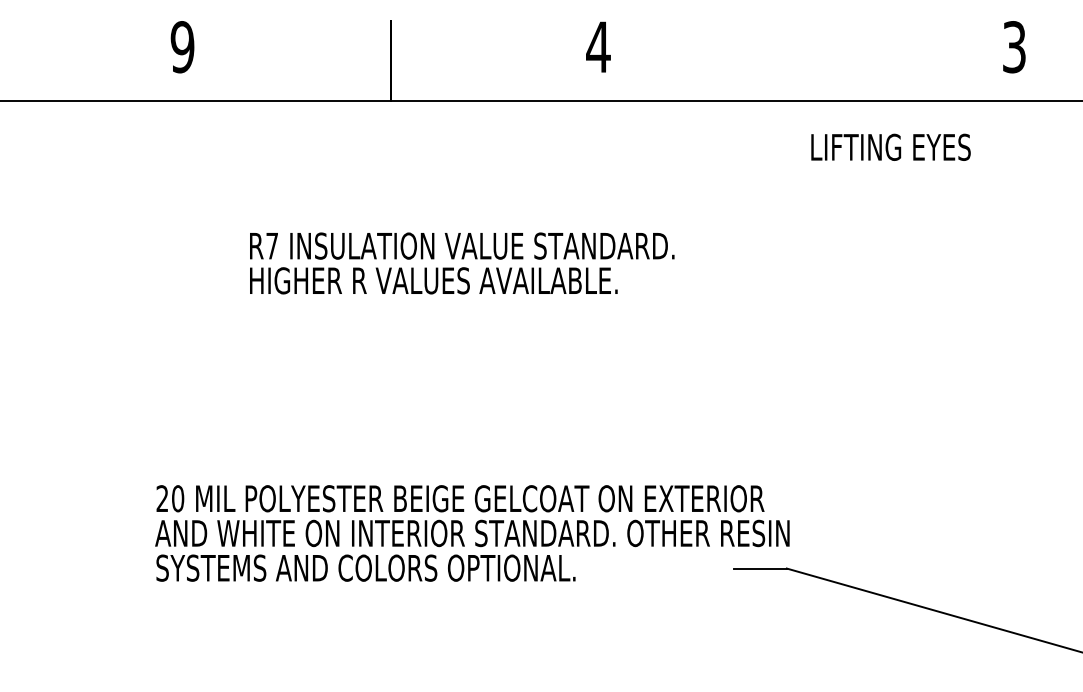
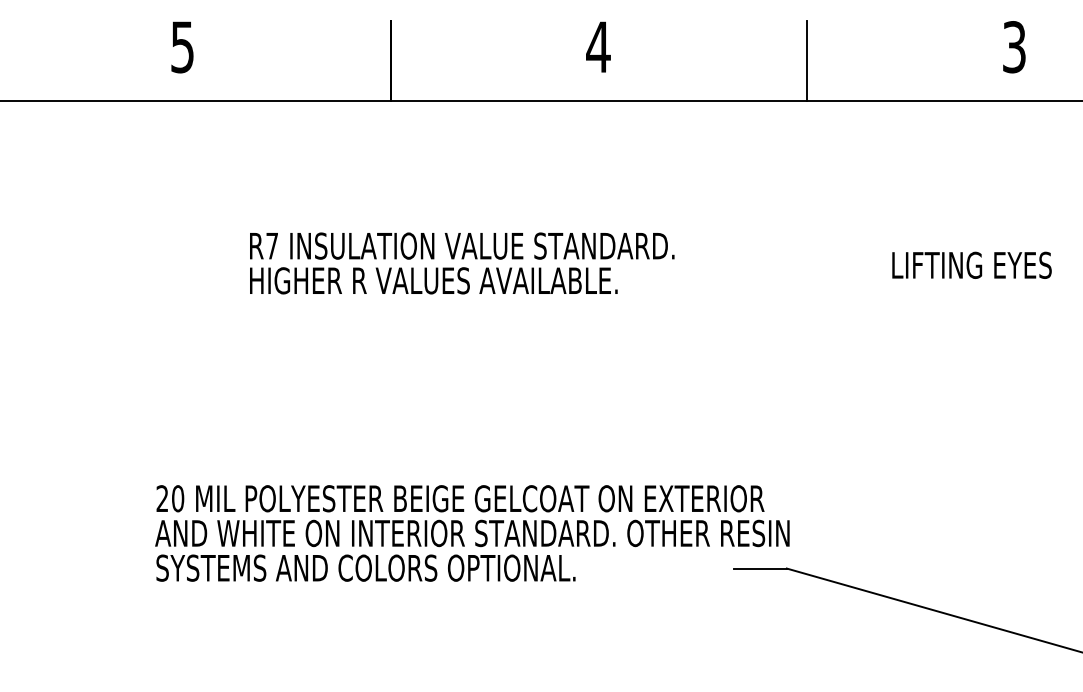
text: 9 -> 5 (182, 47)
line: none -> present (807, 60)
text position: (890, 146) -> (971, 264) (971, 264)
